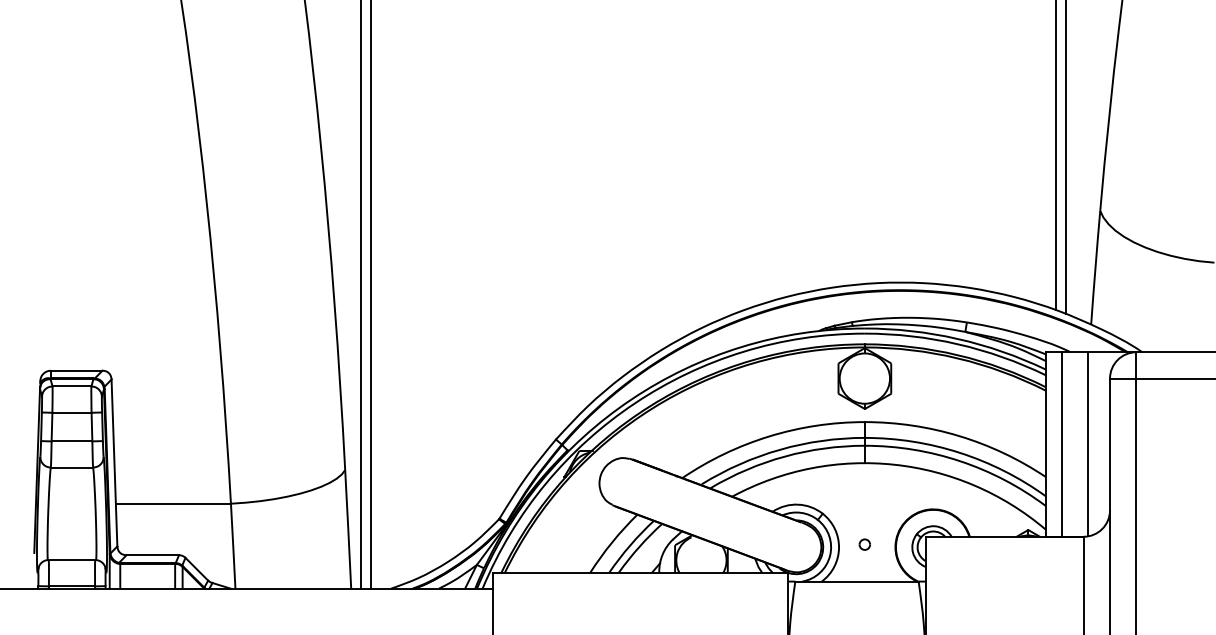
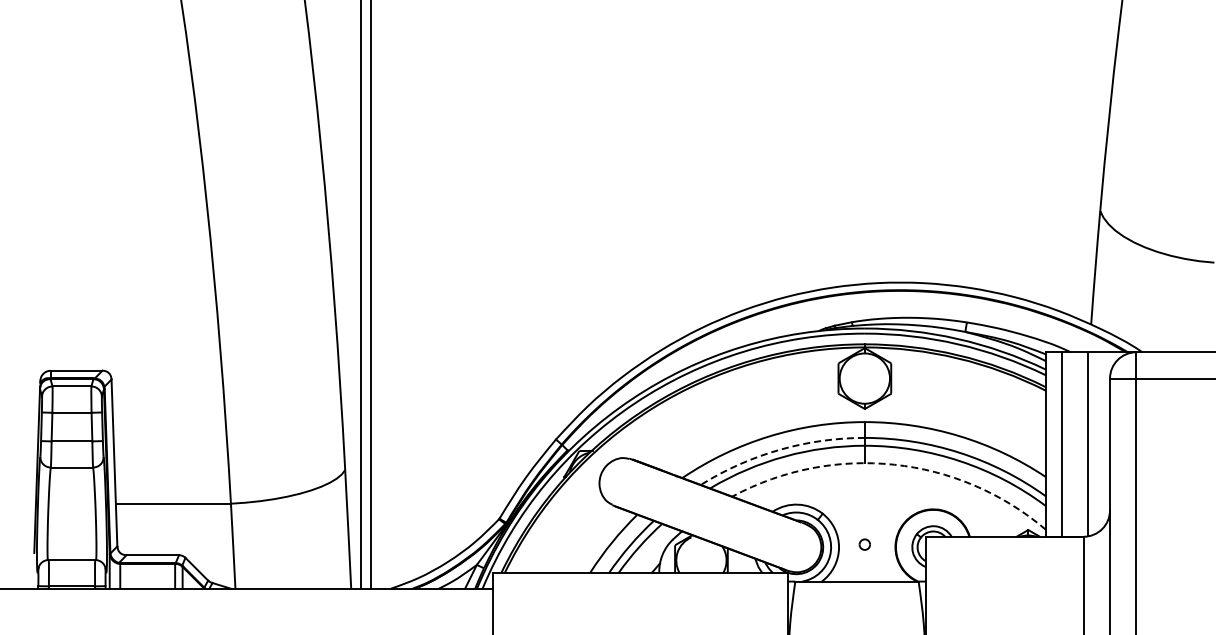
line: present -> none (1055, 156)
line: present -> none (1066, 158)
arc: solid -> dashed (780, 449)
arc: solid -> dashed (894, 464)
